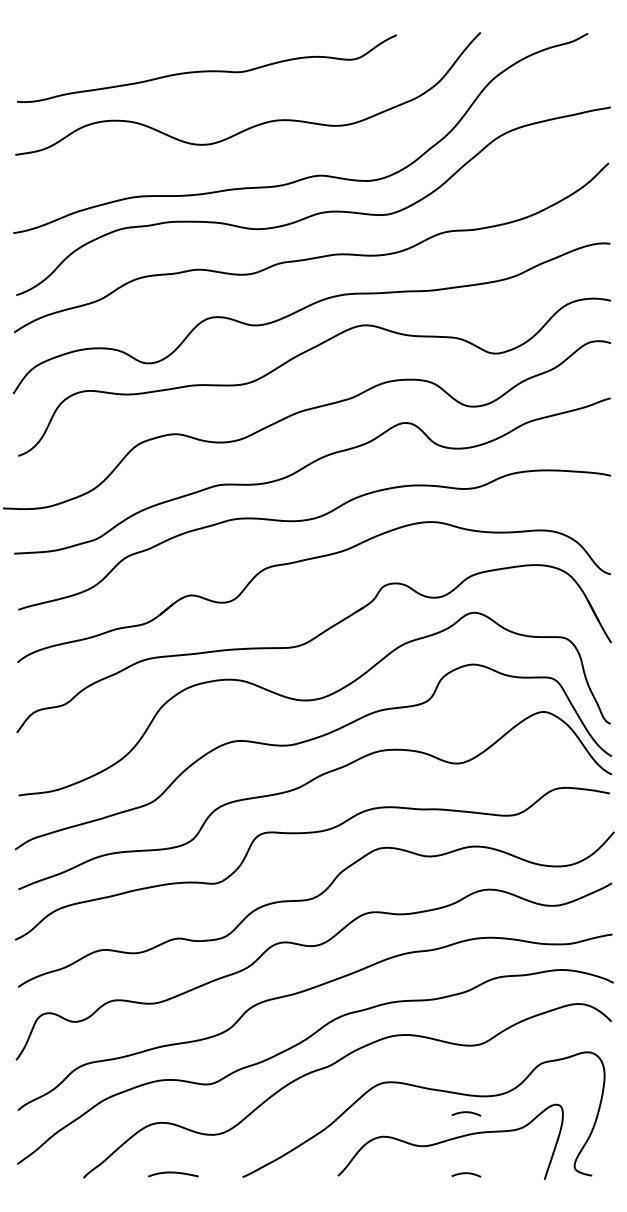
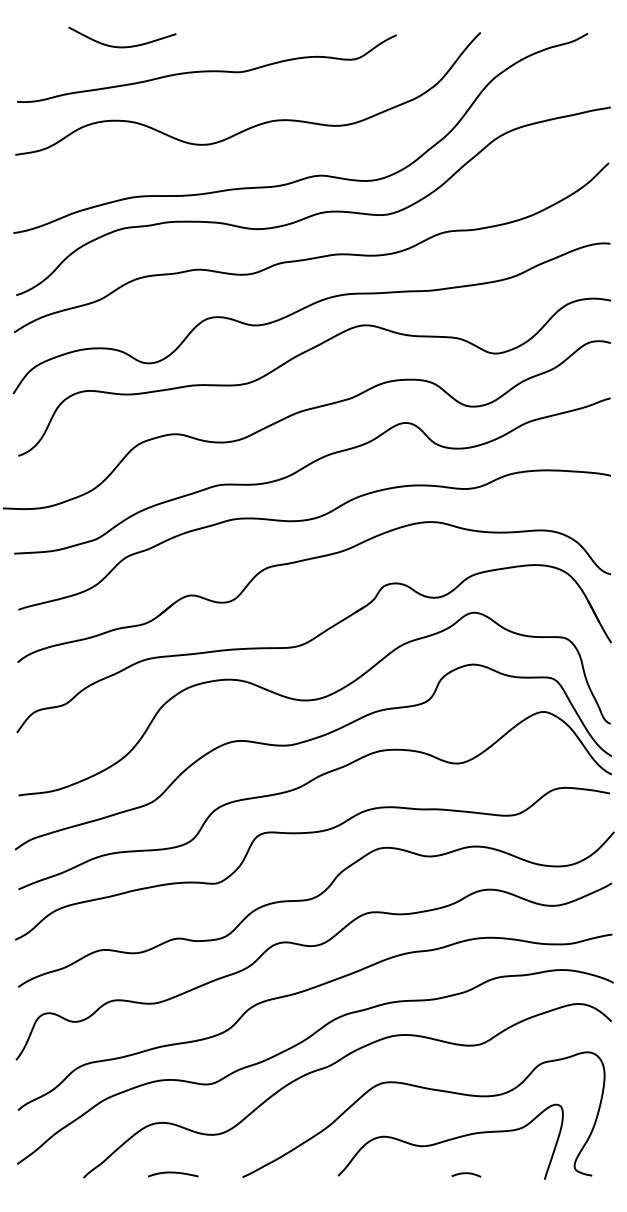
curve: none -> present (122, 46)
curve: present -> none (466, 1112)
